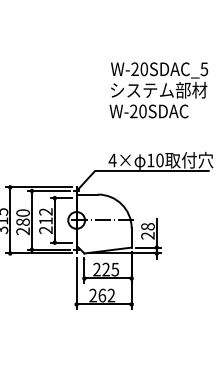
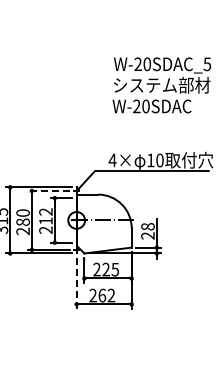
text position: (158, 90) -> (161, 85) (161, 85)
line: solid -> dashed (48, 191)
line: solid -> dashed (76, 283)
